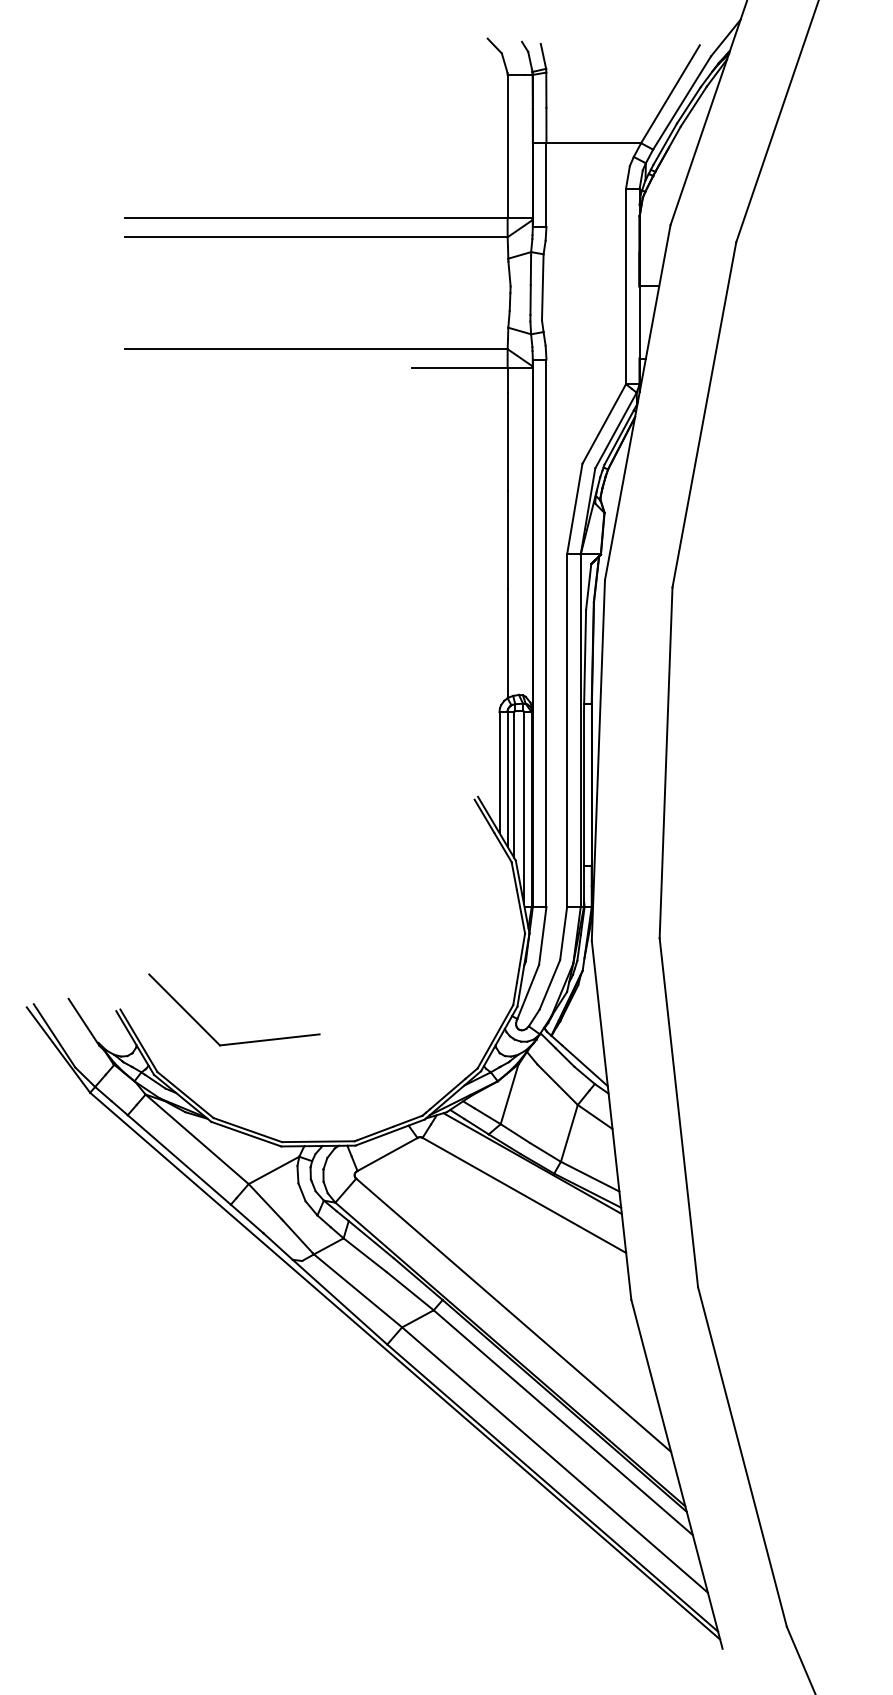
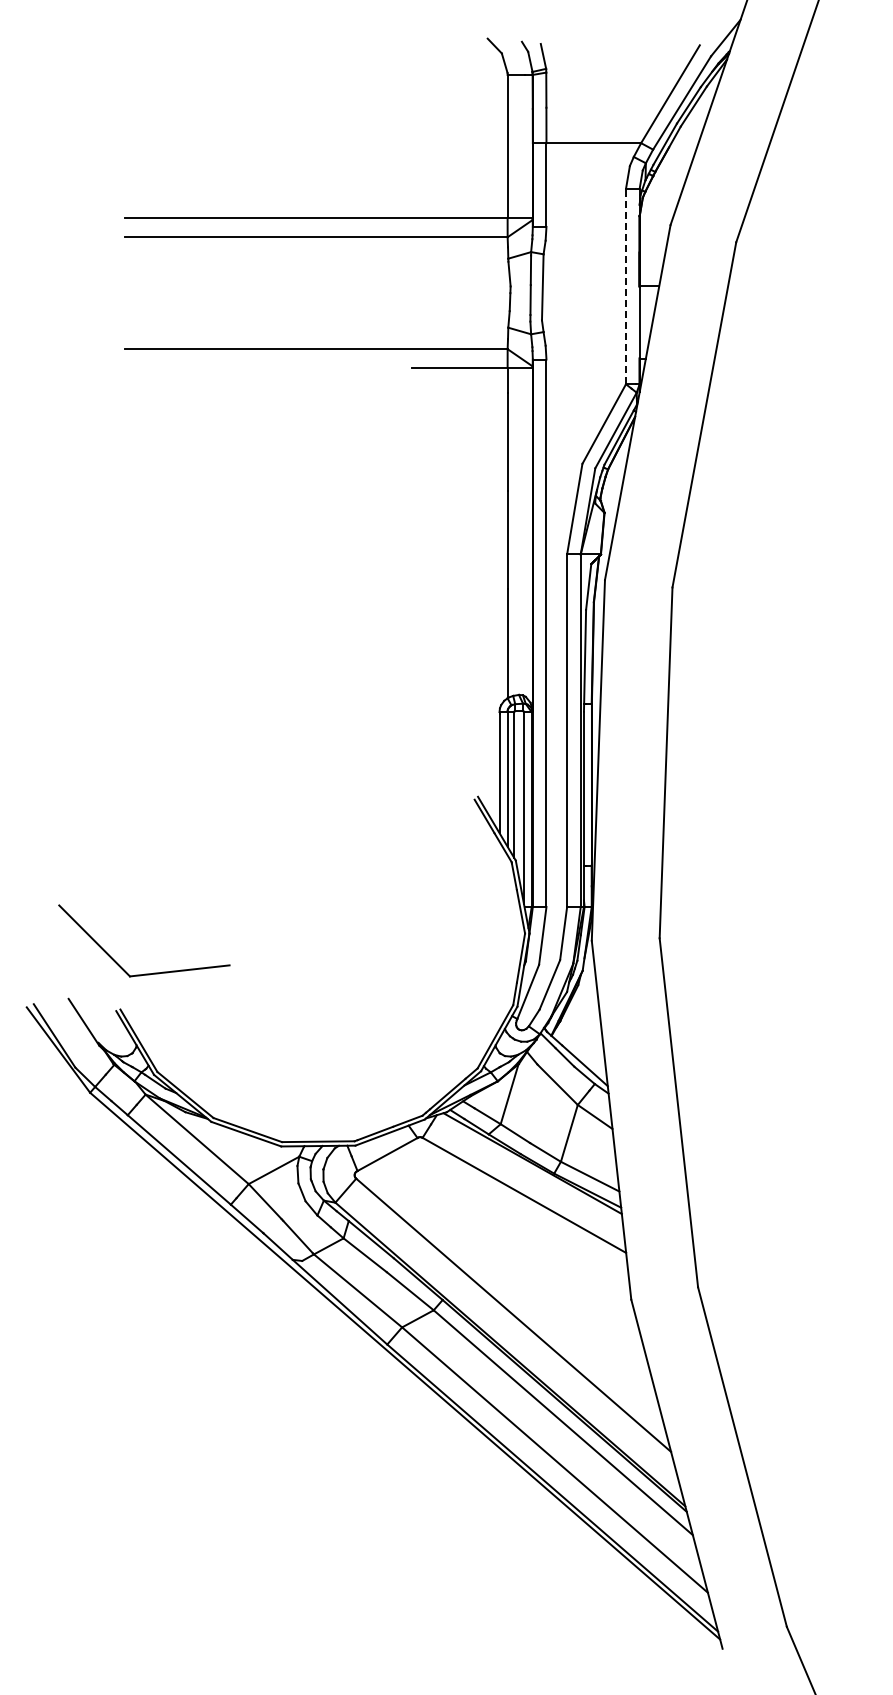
line: solid -> dashed (626, 286)
part position: (234, 1042) -> (144, 973) (144, 973)
